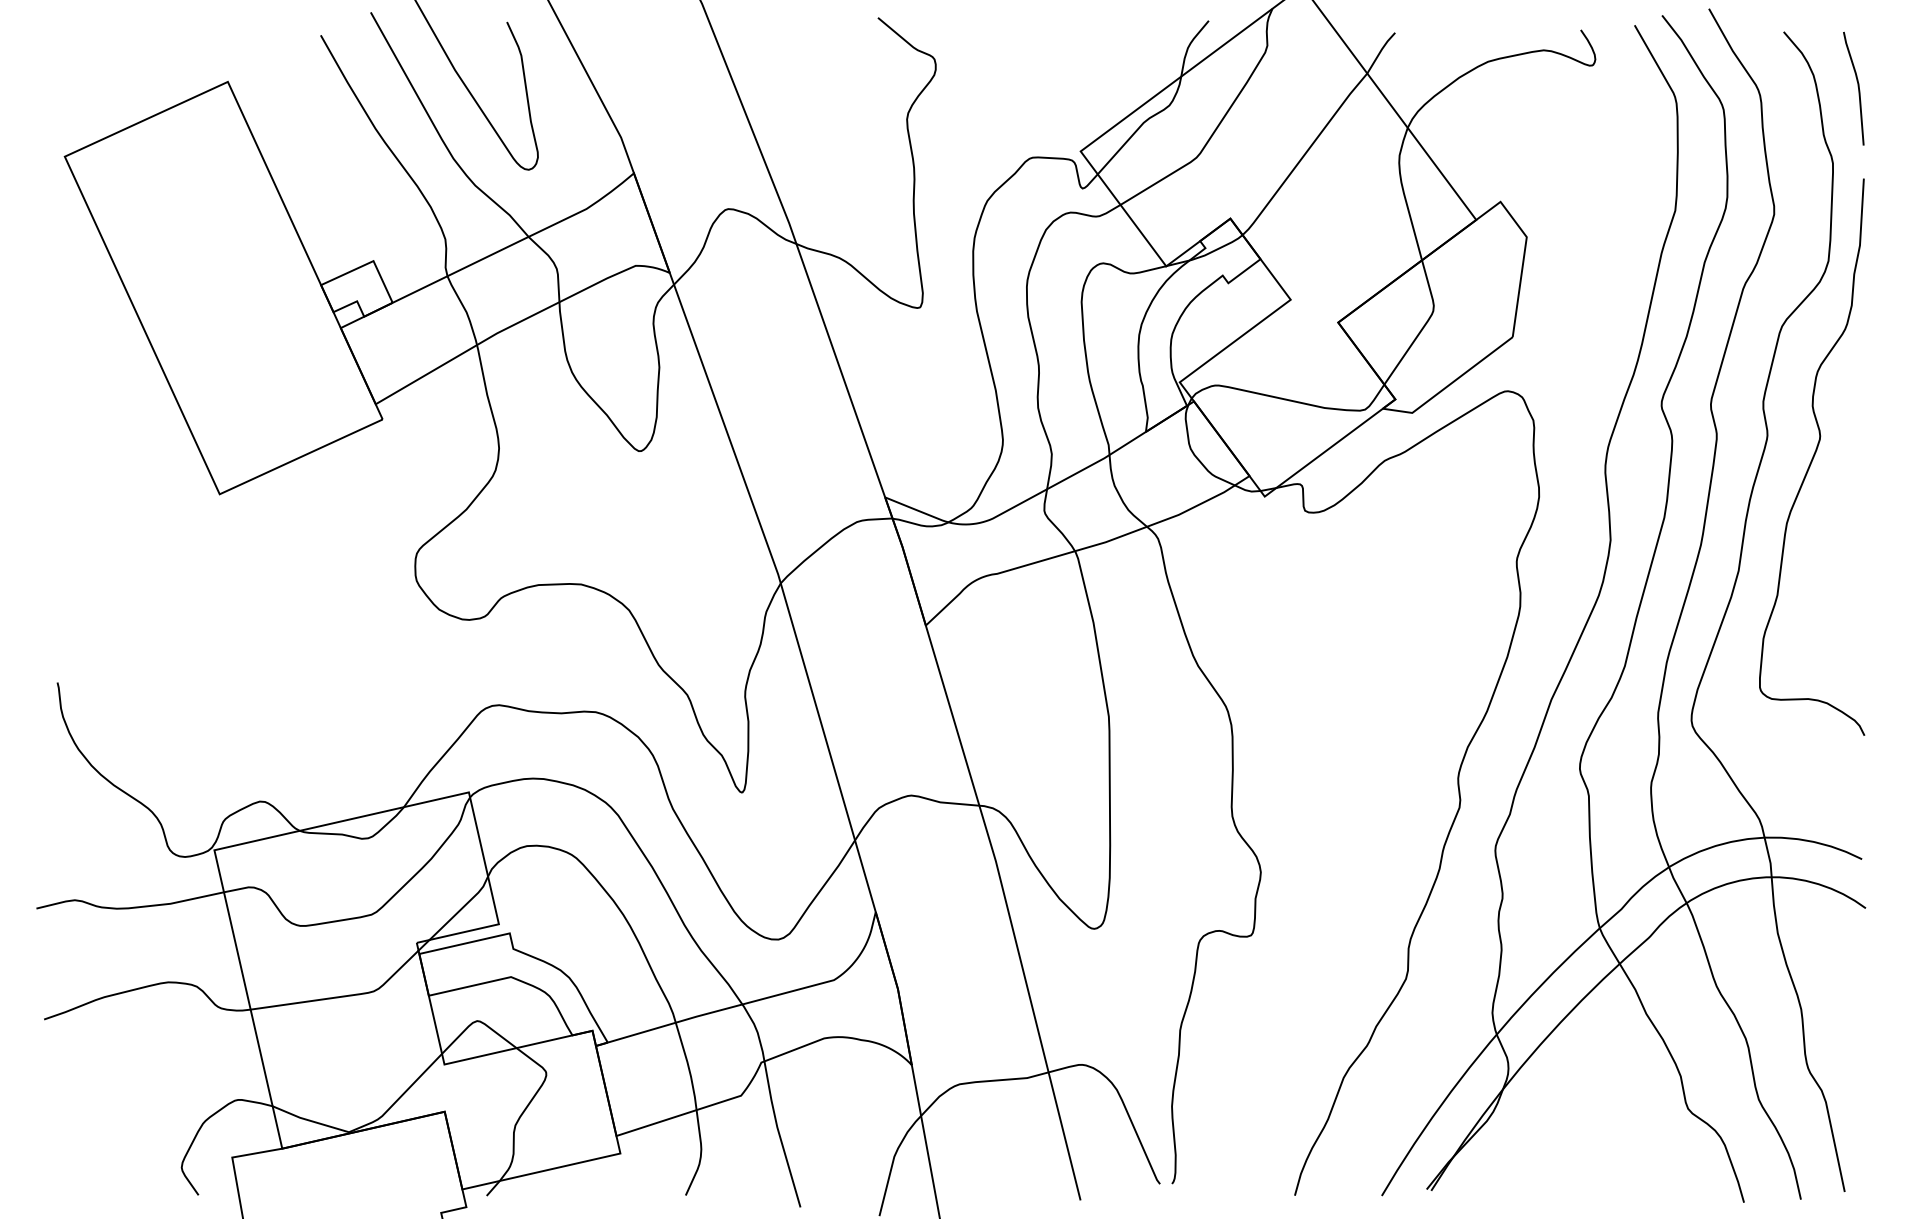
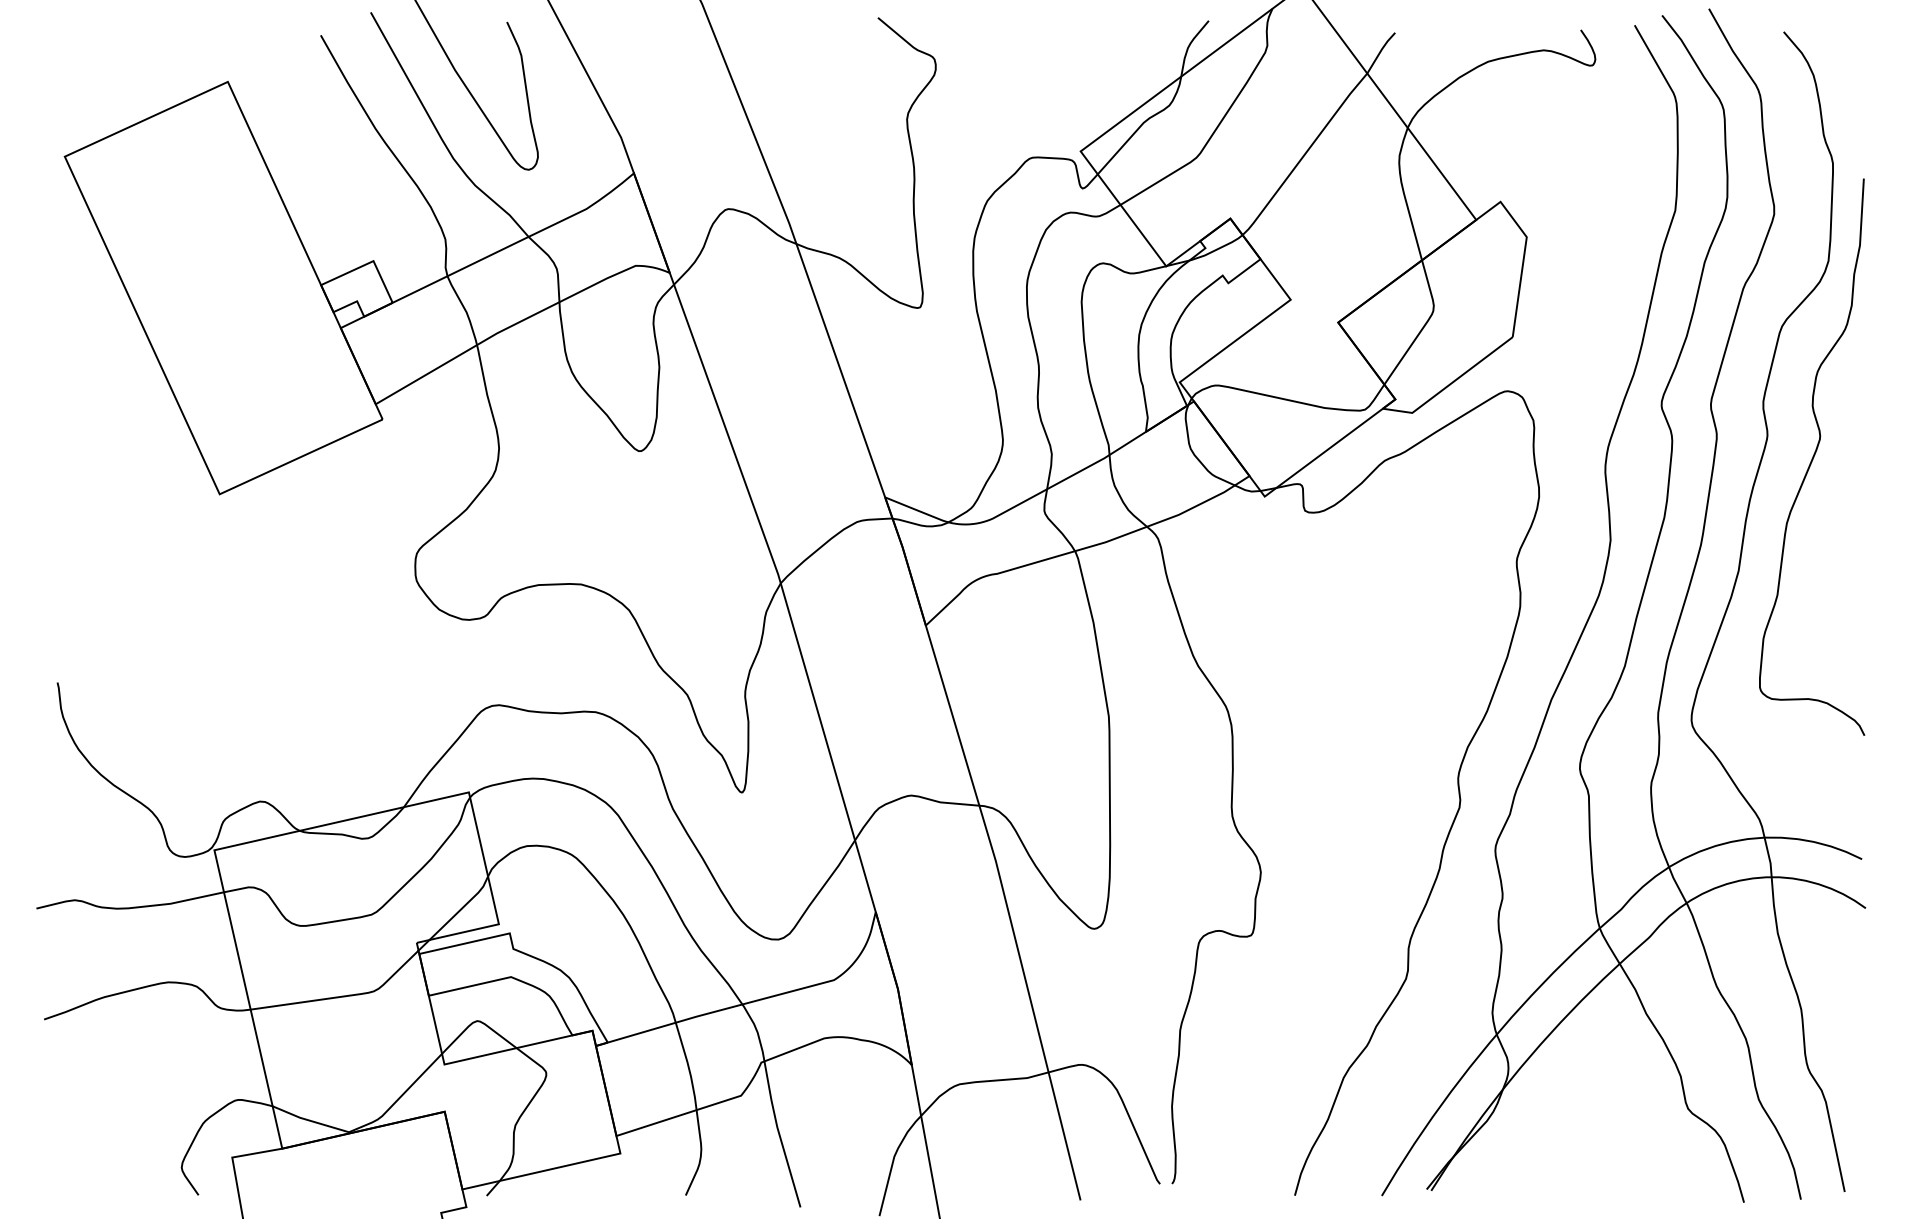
curve: present -> none (1857, 86)
